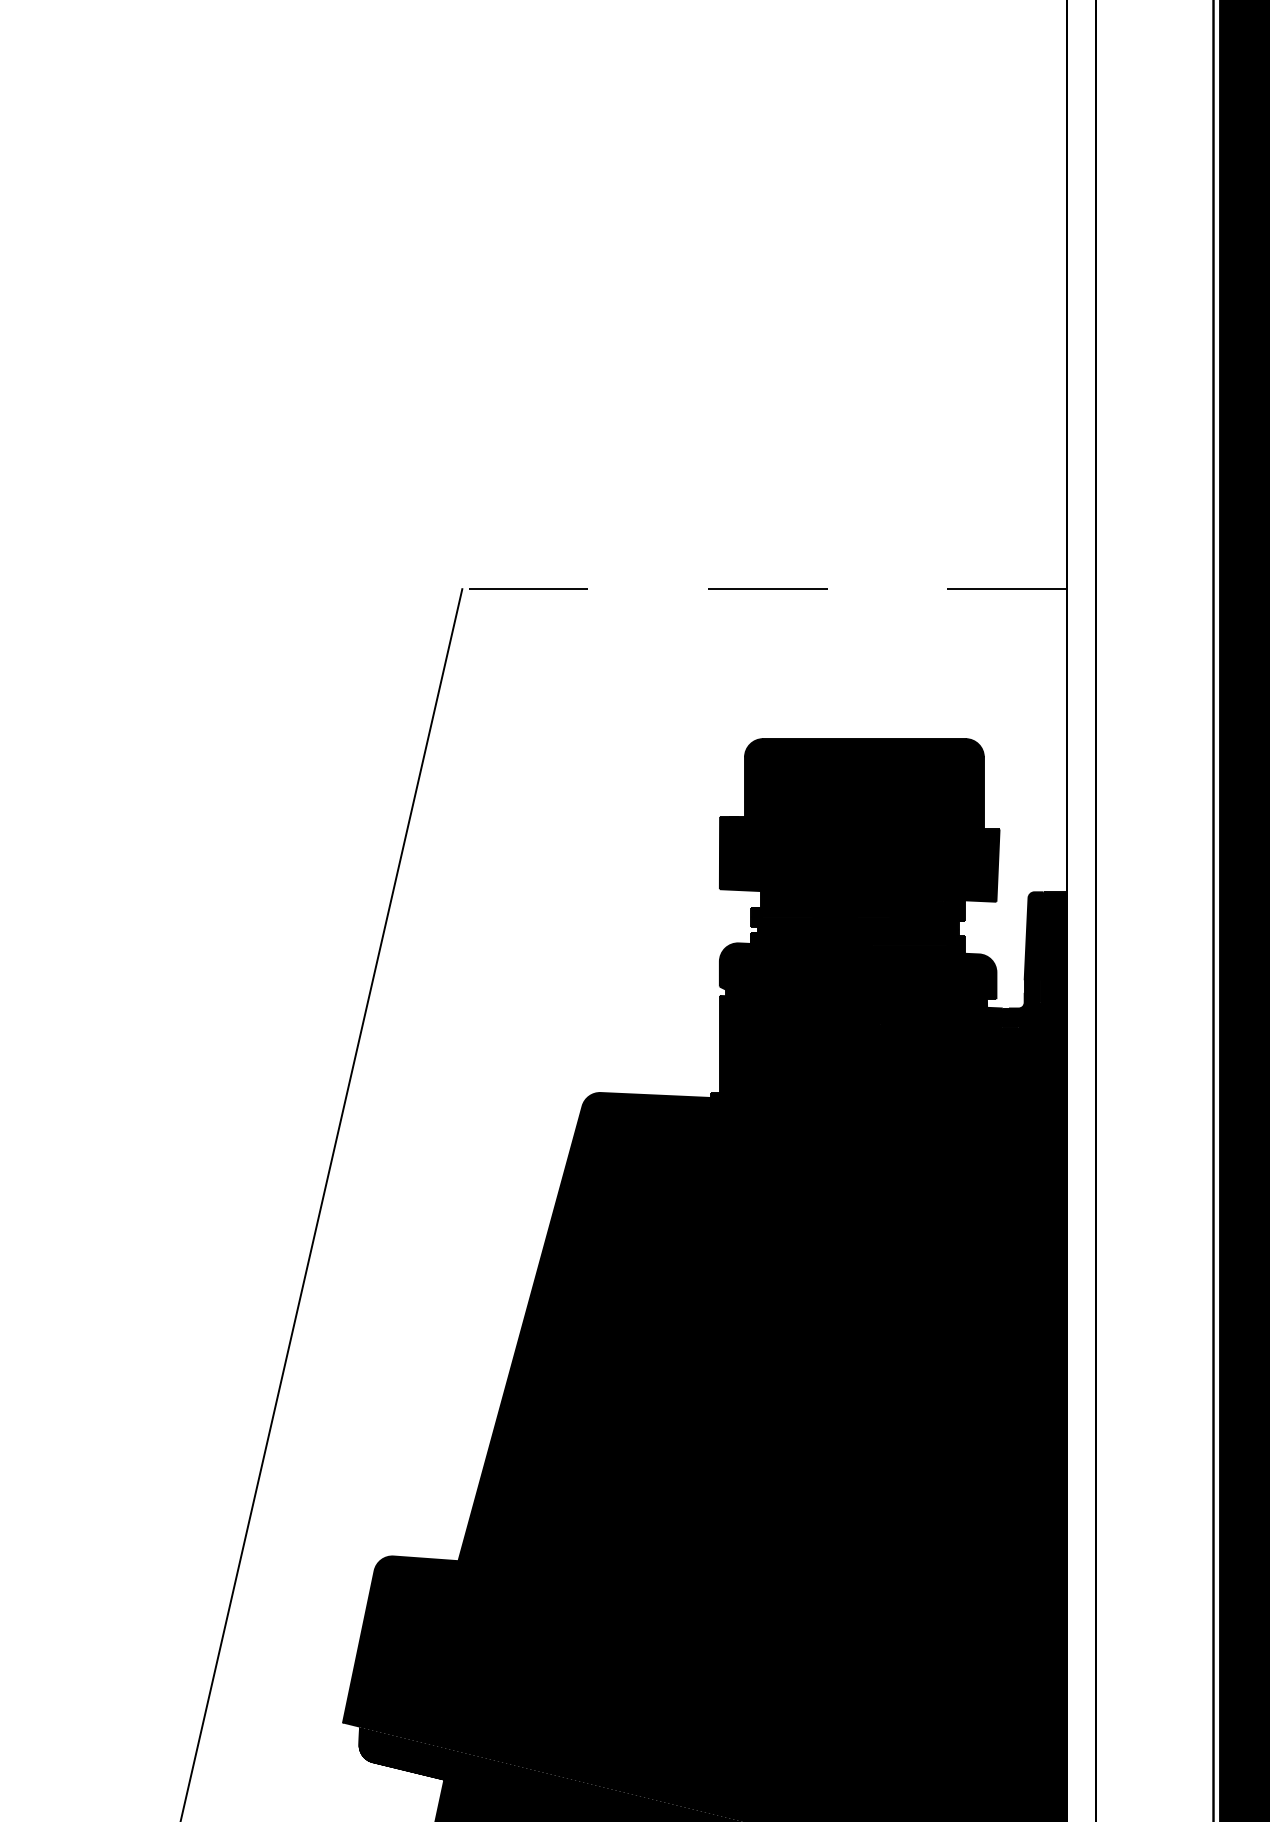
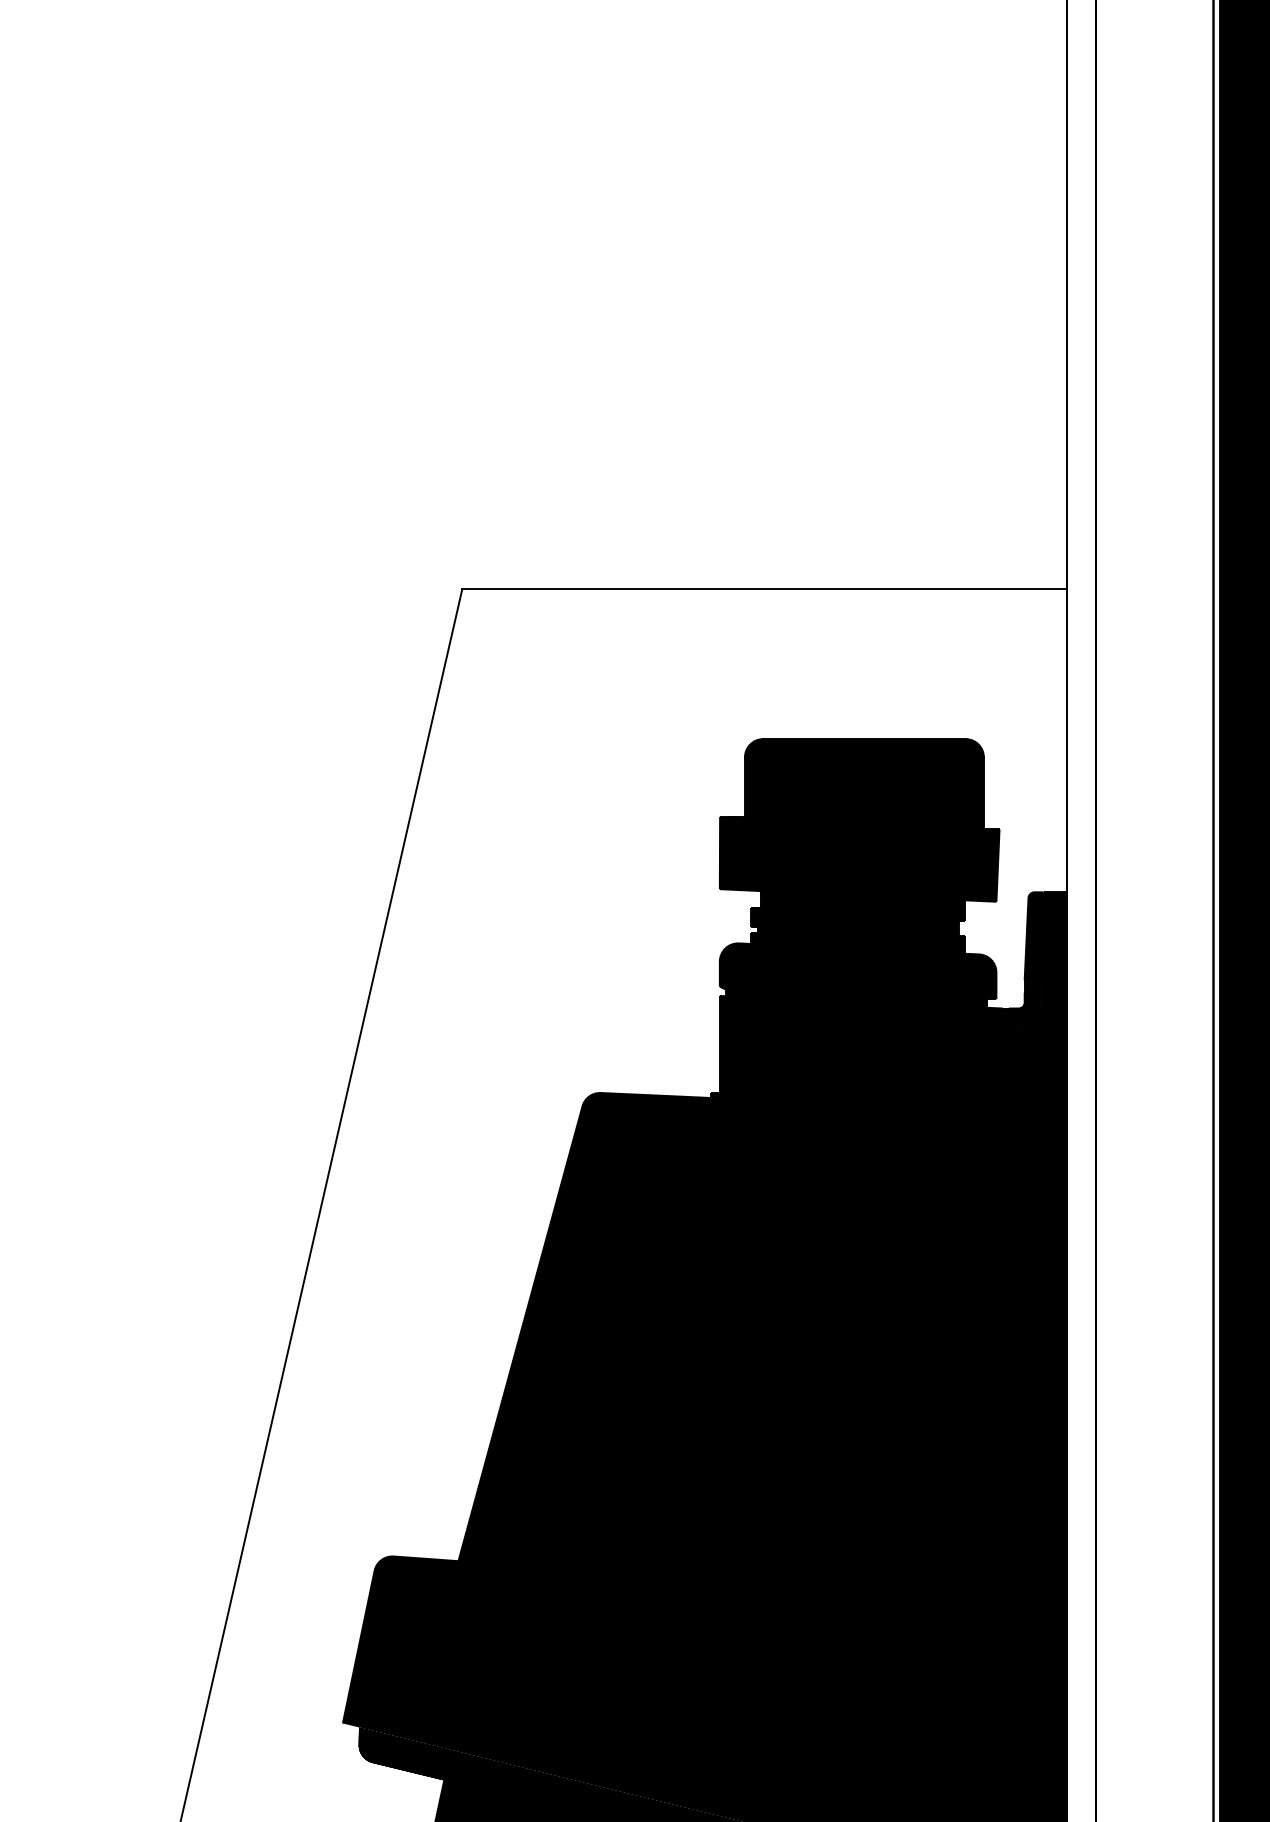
line: dashed -> solid (764, 589)
